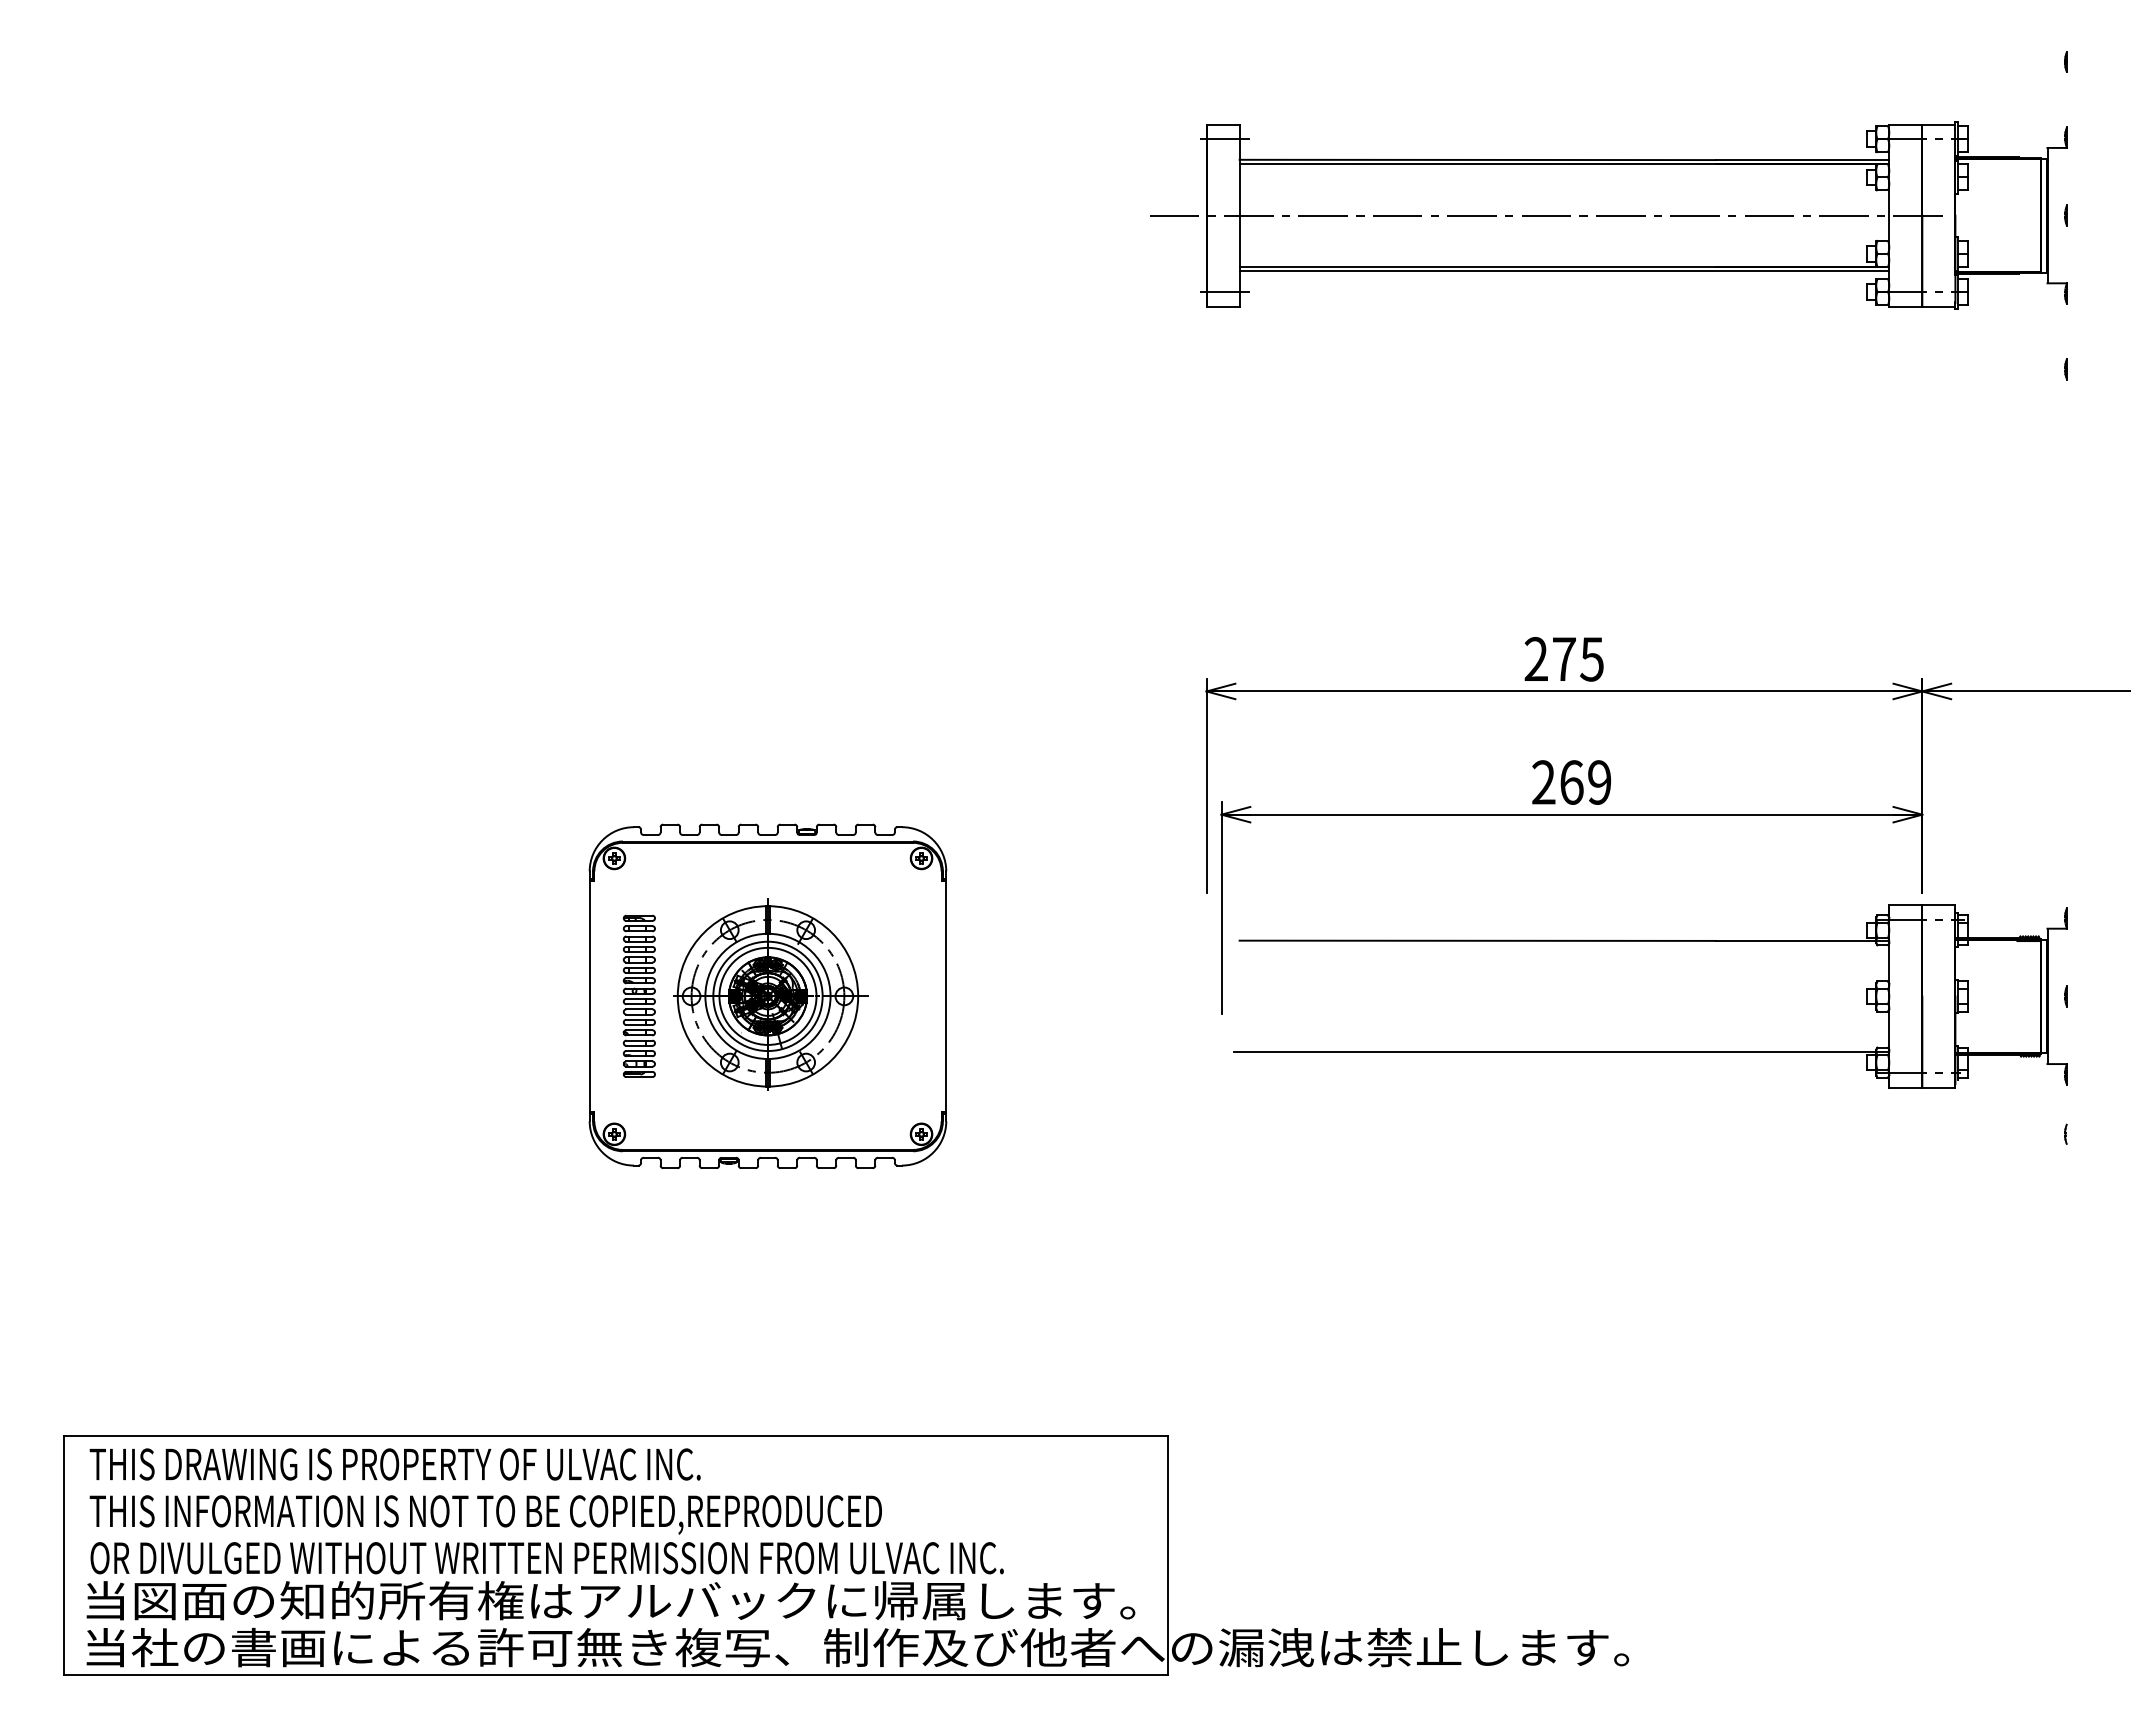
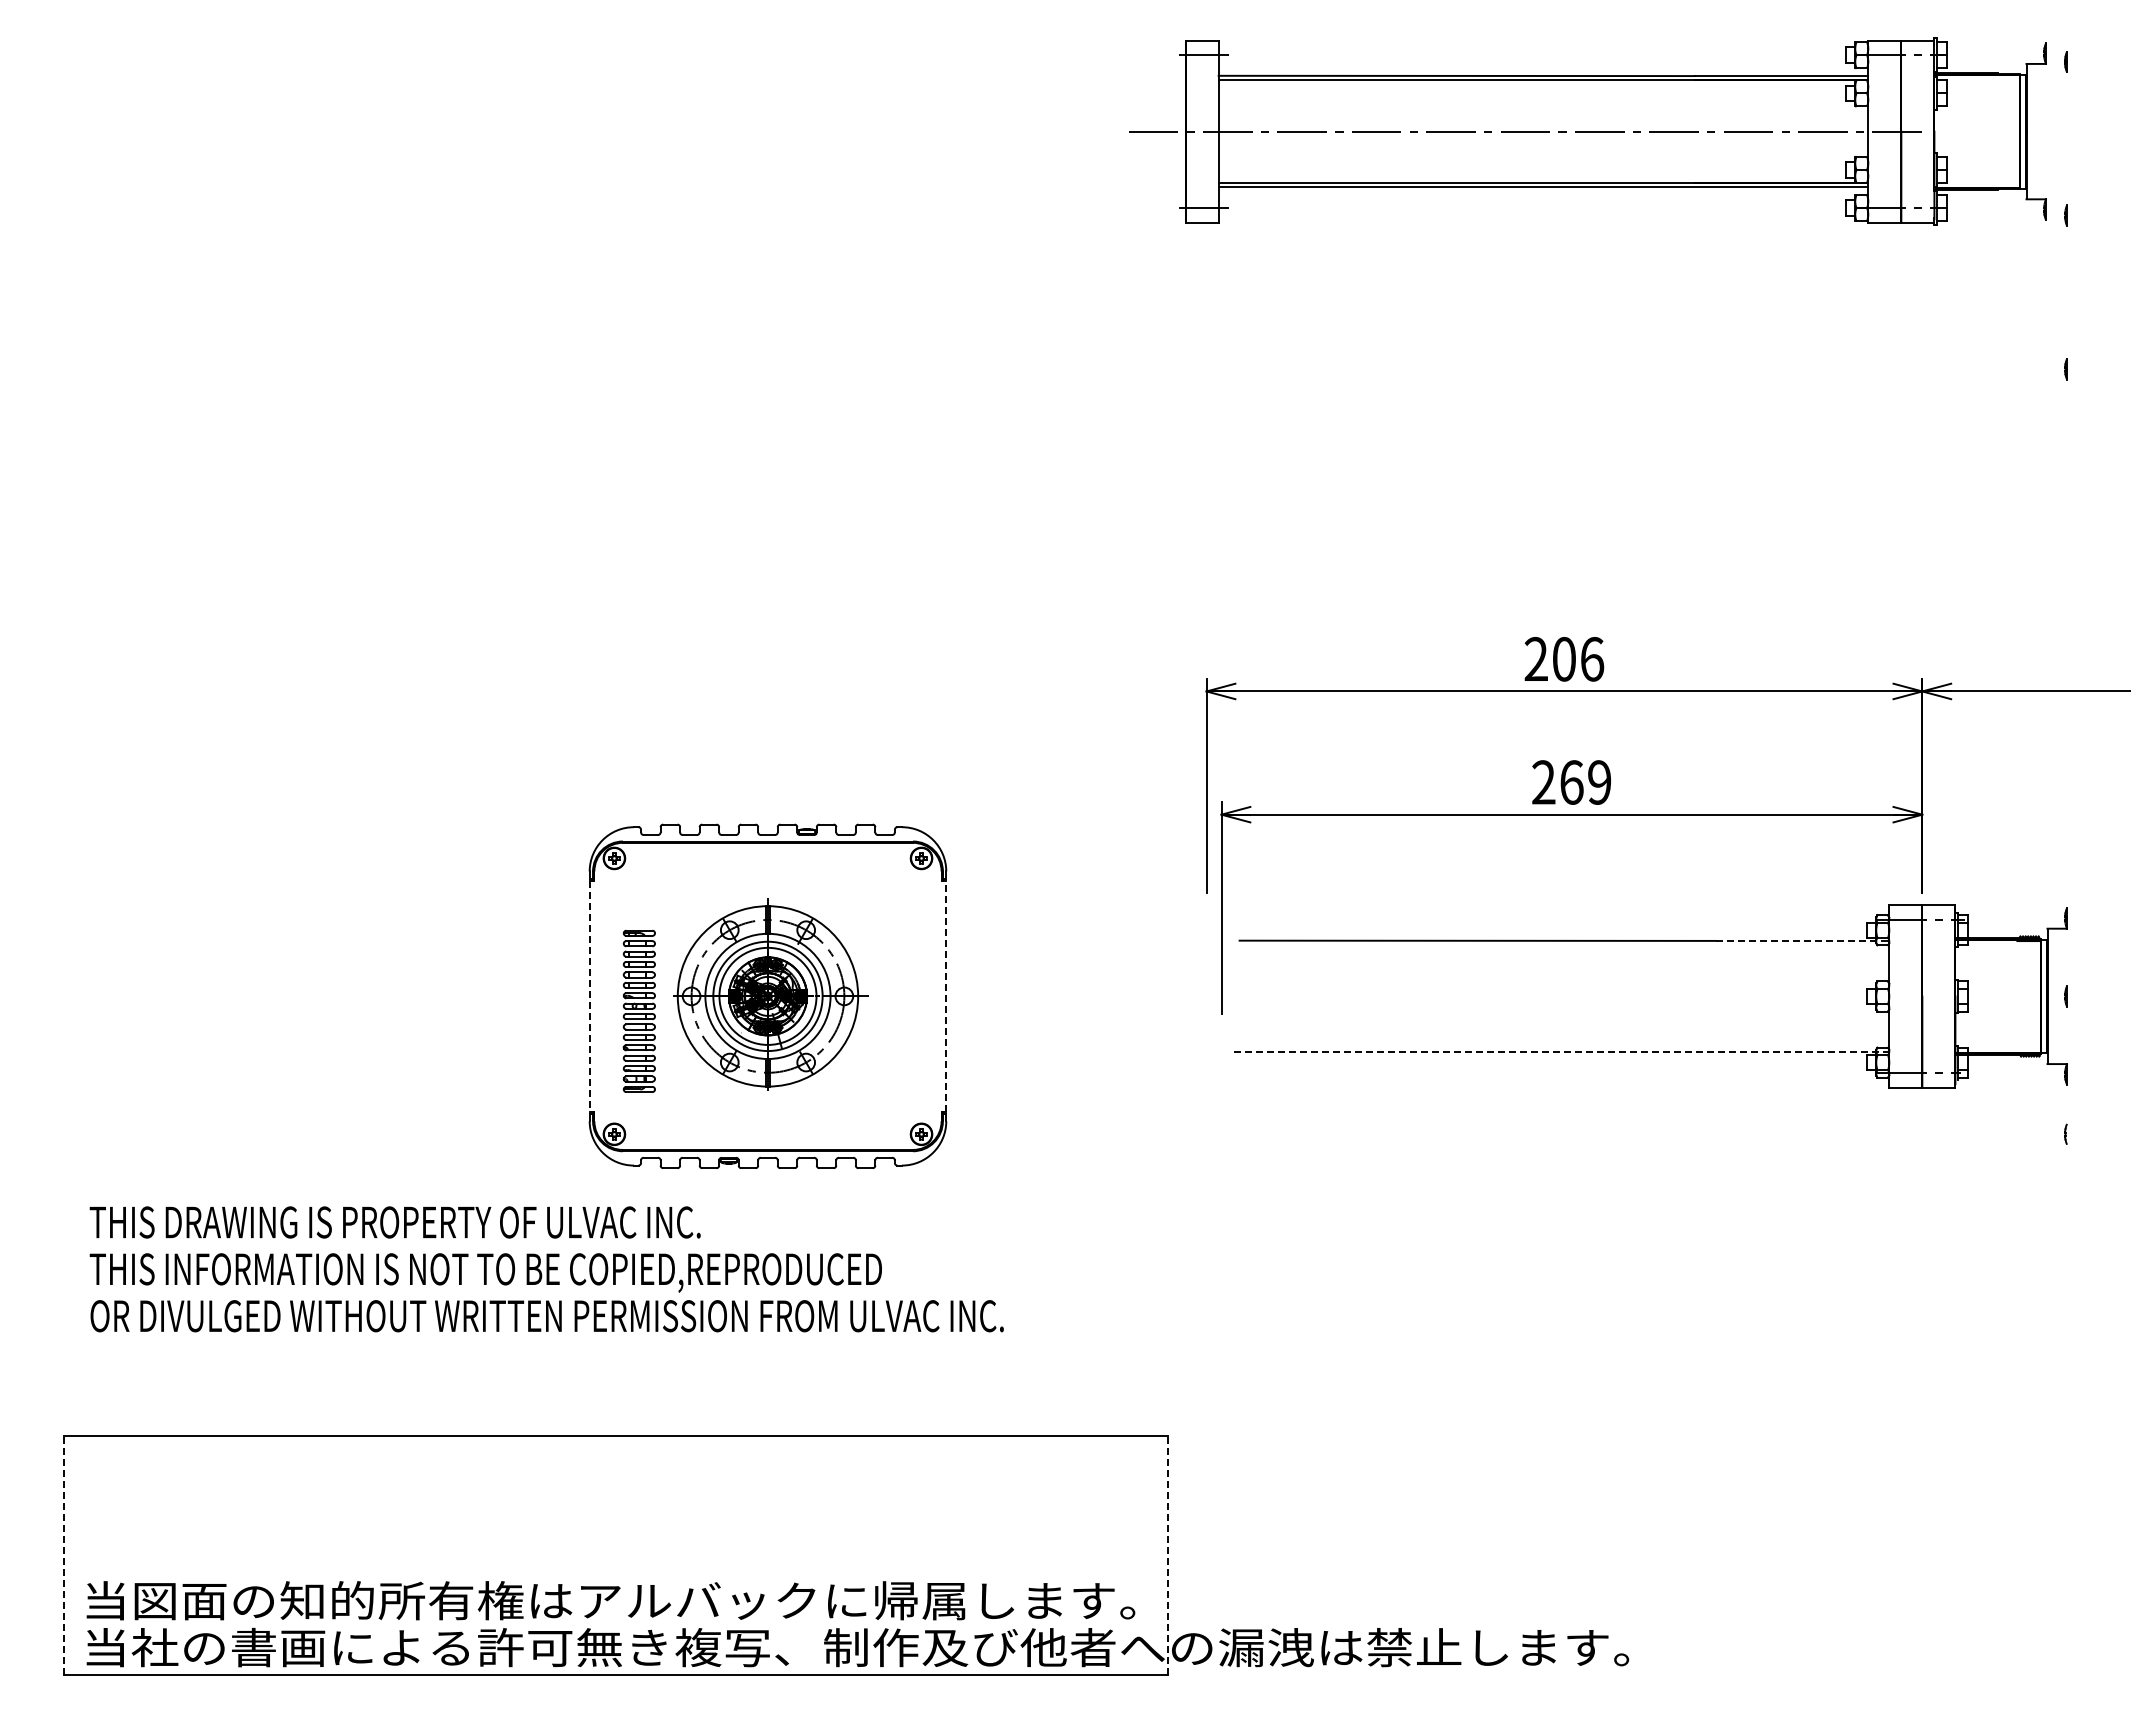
part position: (1608, 215) -> (1587, 131) (1587, 131)
text: 275 -> 206 (1578, 659)
line: solid -> dashed (1802, 940)
part position: (638, 995) -> (638, 1010) (638, 1010)
line: solid -> dashed (589, 996)
line: solid -> dashed (946, 996)
line: solid -> dashed (1562, 1052)
text position: (546, 1511) -> (546, 1269) (546, 1269)
line: solid -> dashed (63, 1555)
line: solid -> dashed (1167, 1555)
